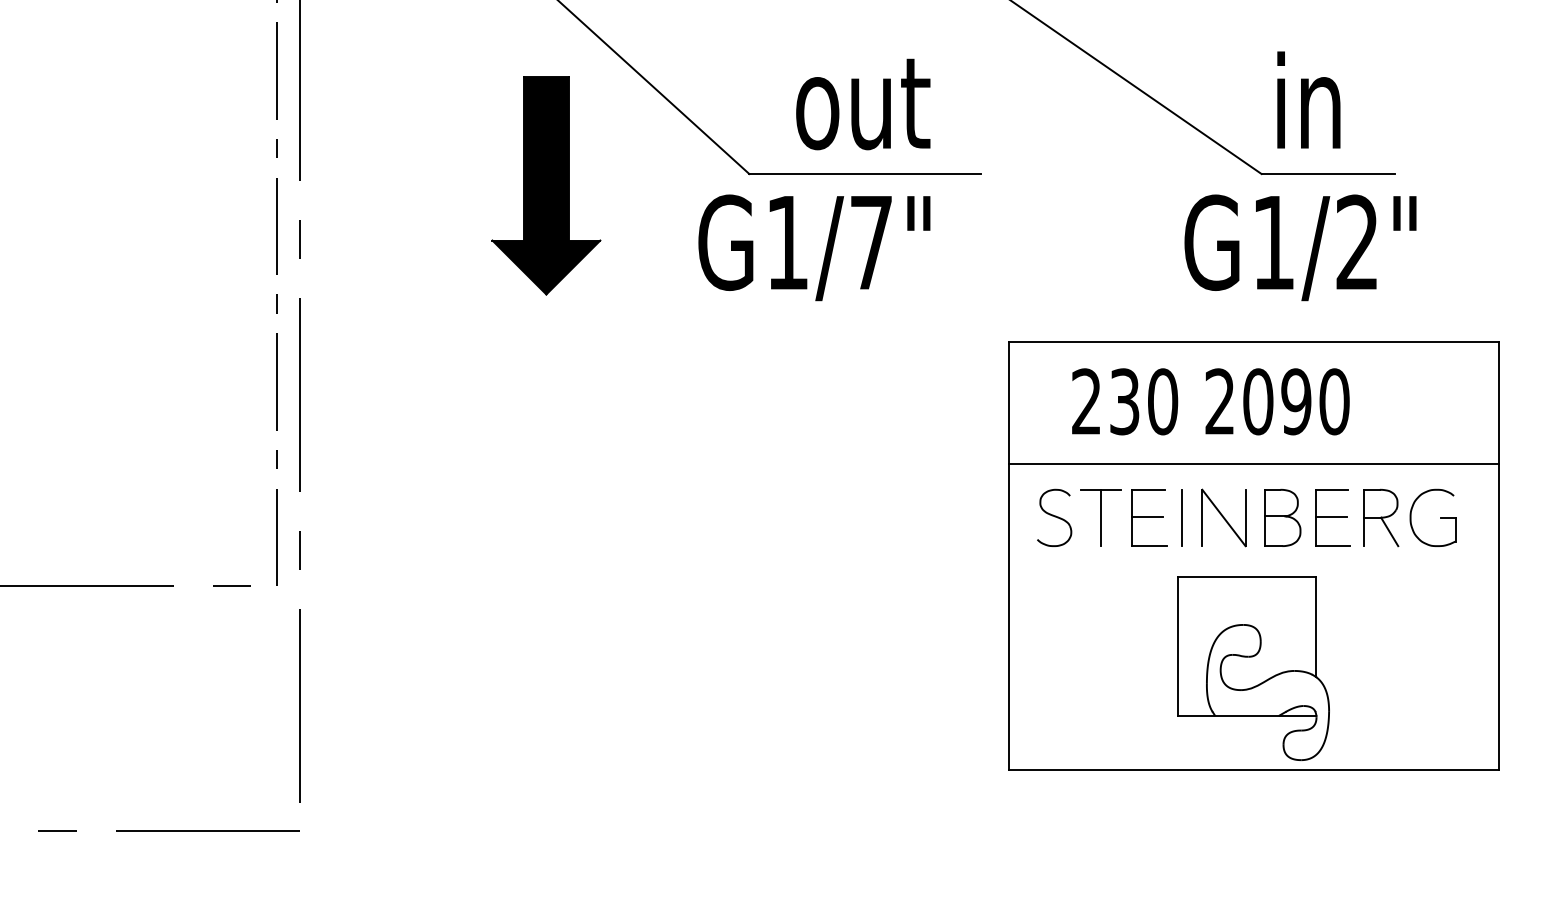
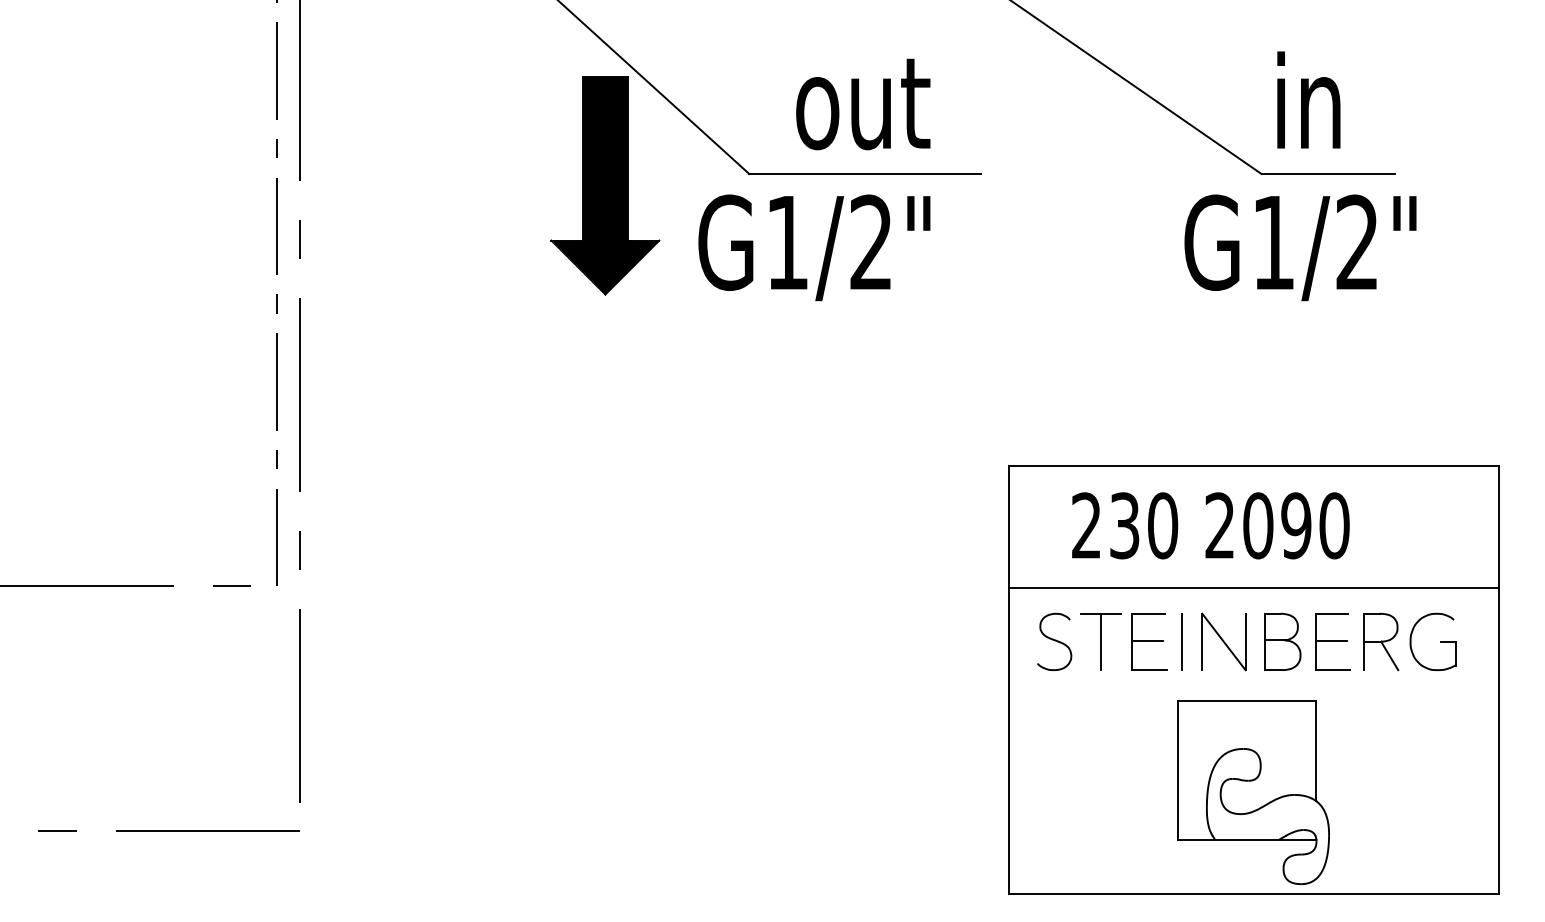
part position: (546, 185) -> (605, 185) (605, 185)
text: G1/7" -> G1/2" (870, 241)
part position: (1253, 555) -> (1253, 679) (1253, 679)
